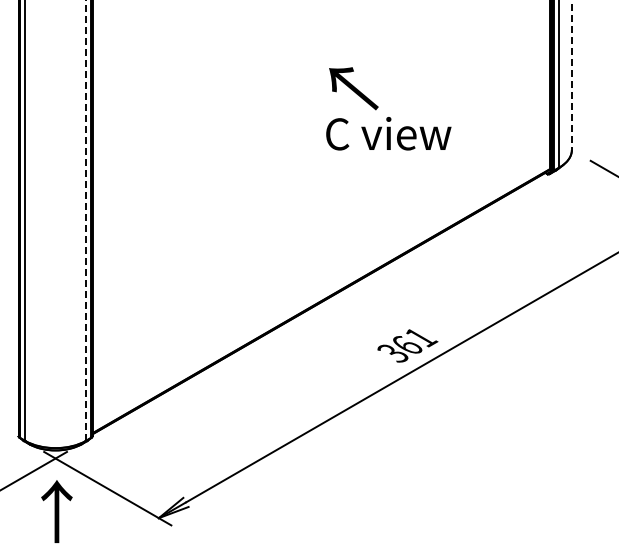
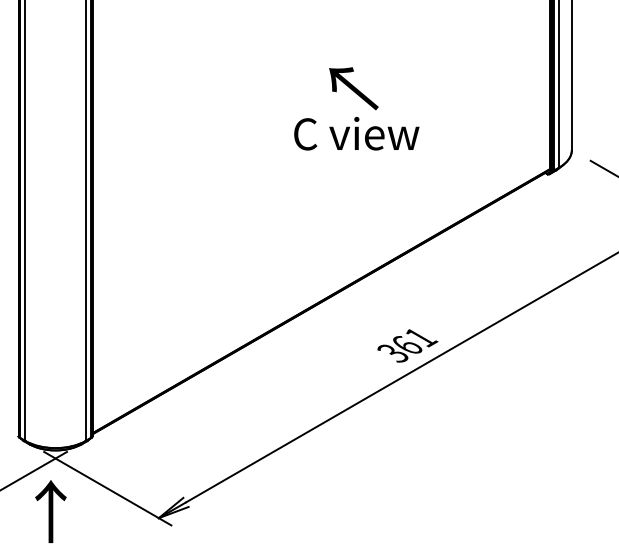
line: dashed -> solid (571, 75)
text position: (388, 133) -> (356, 133) (356, 133)
line: dashed -> solid (85, 220)
text position: (56, 511) -> (50, 511) (50, 511)
